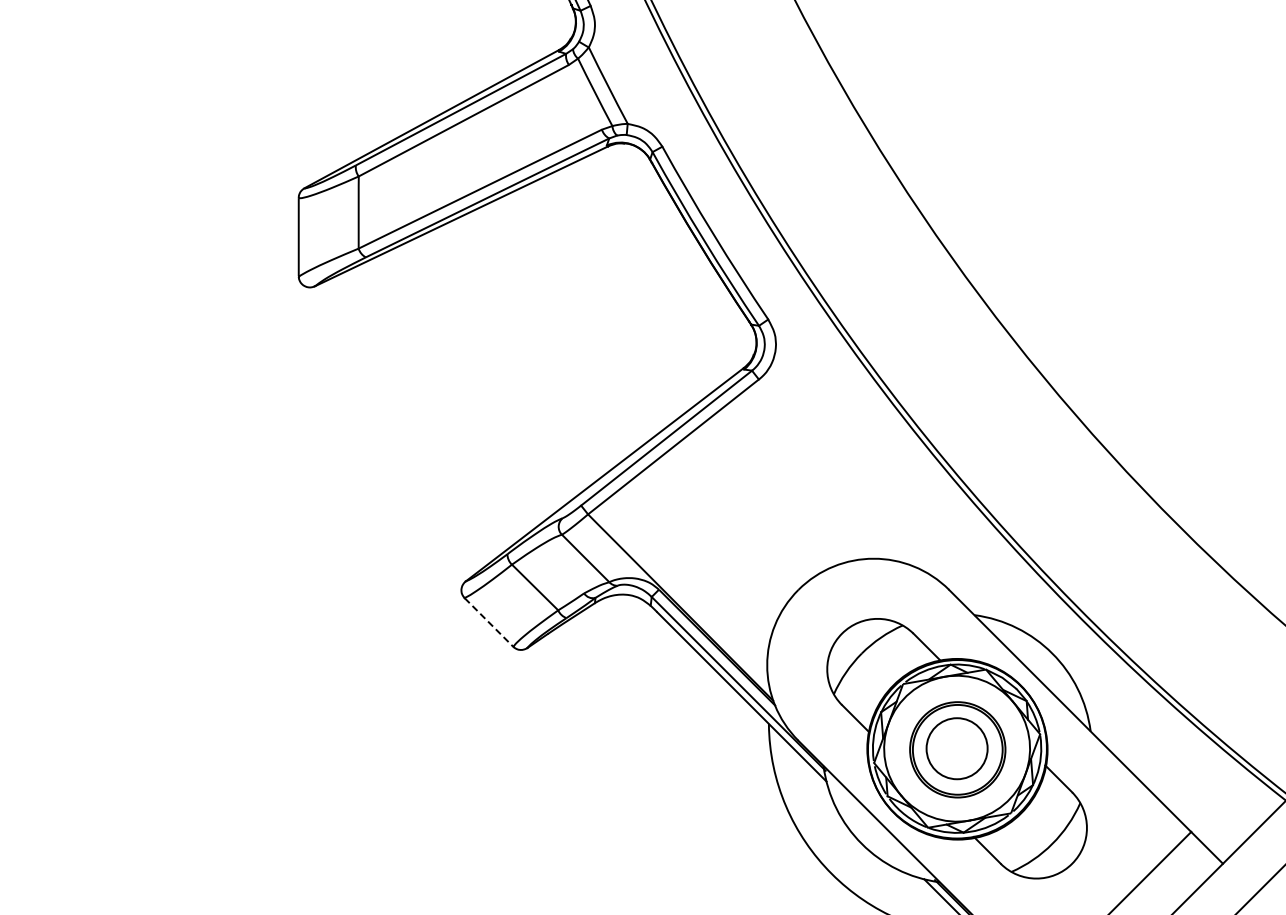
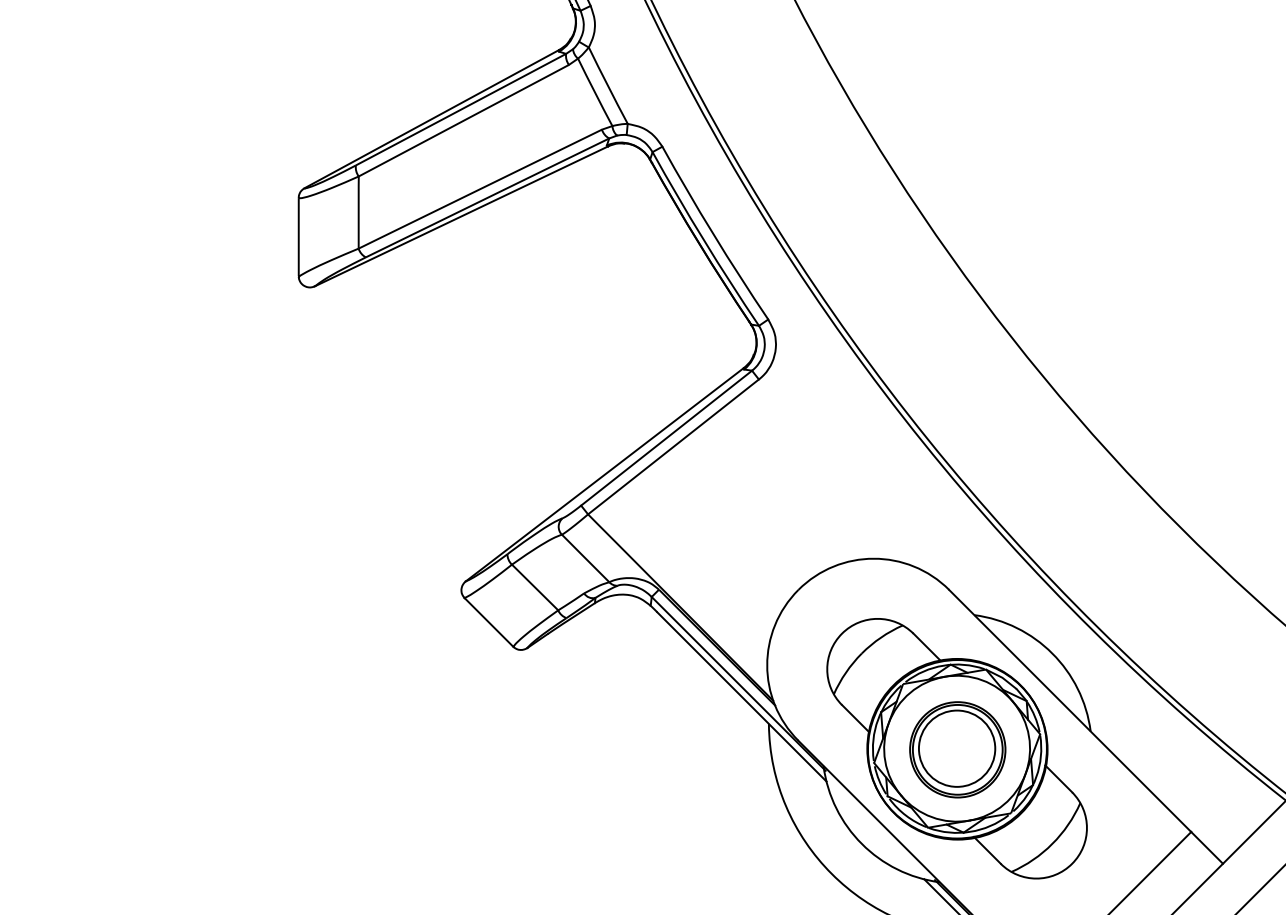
line: dashed -> solid (489, 622)
circle diameter: 61 px -> 76 px (956, 748)
